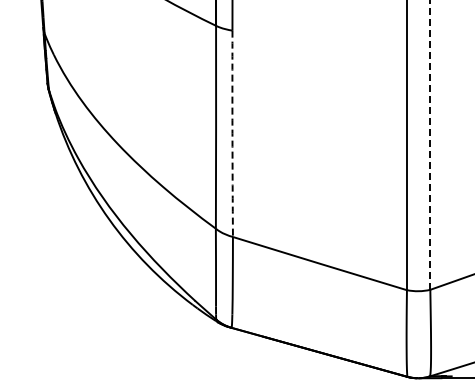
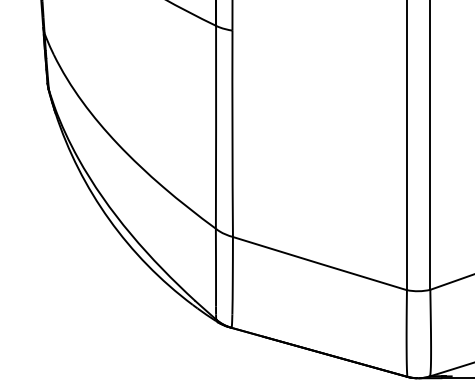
arc: dashed -> solid (232, 133)
line: dashed -> solid (430, 144)
